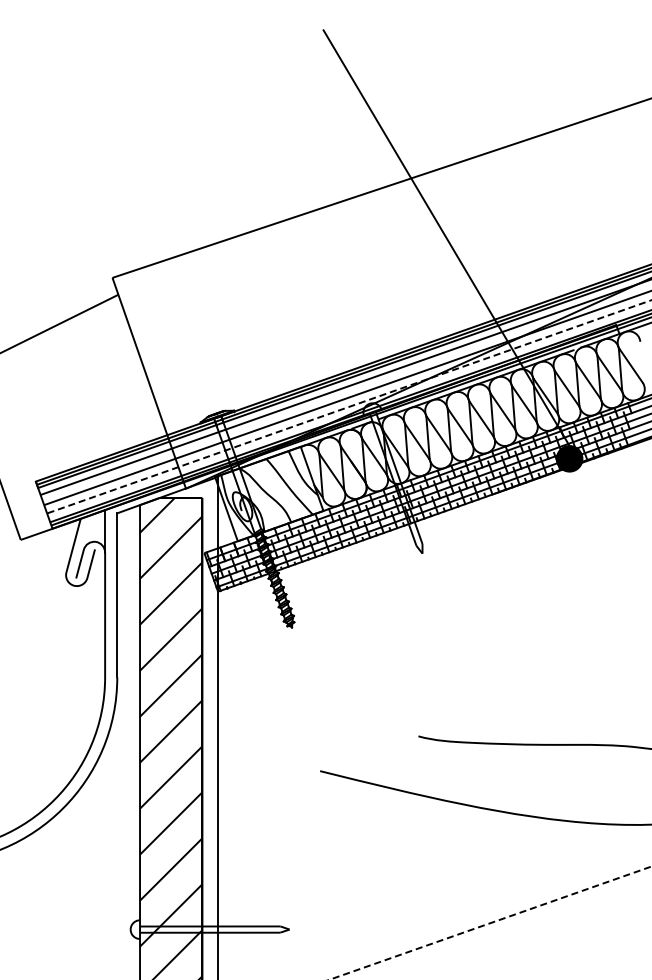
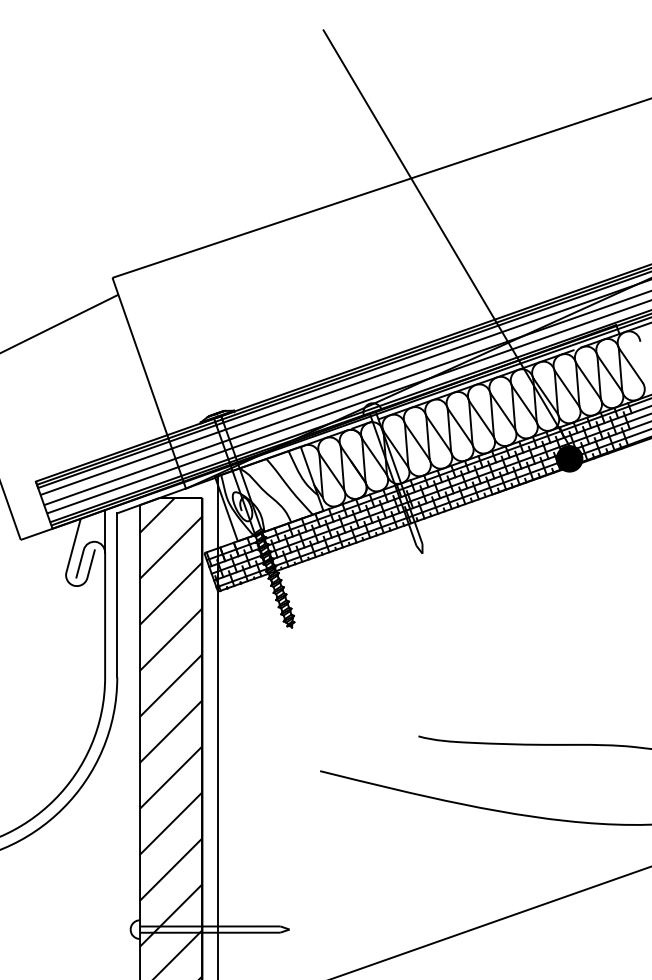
line: dashed -> solid (348, 407)
line: dashed -> solid (490, 923)
